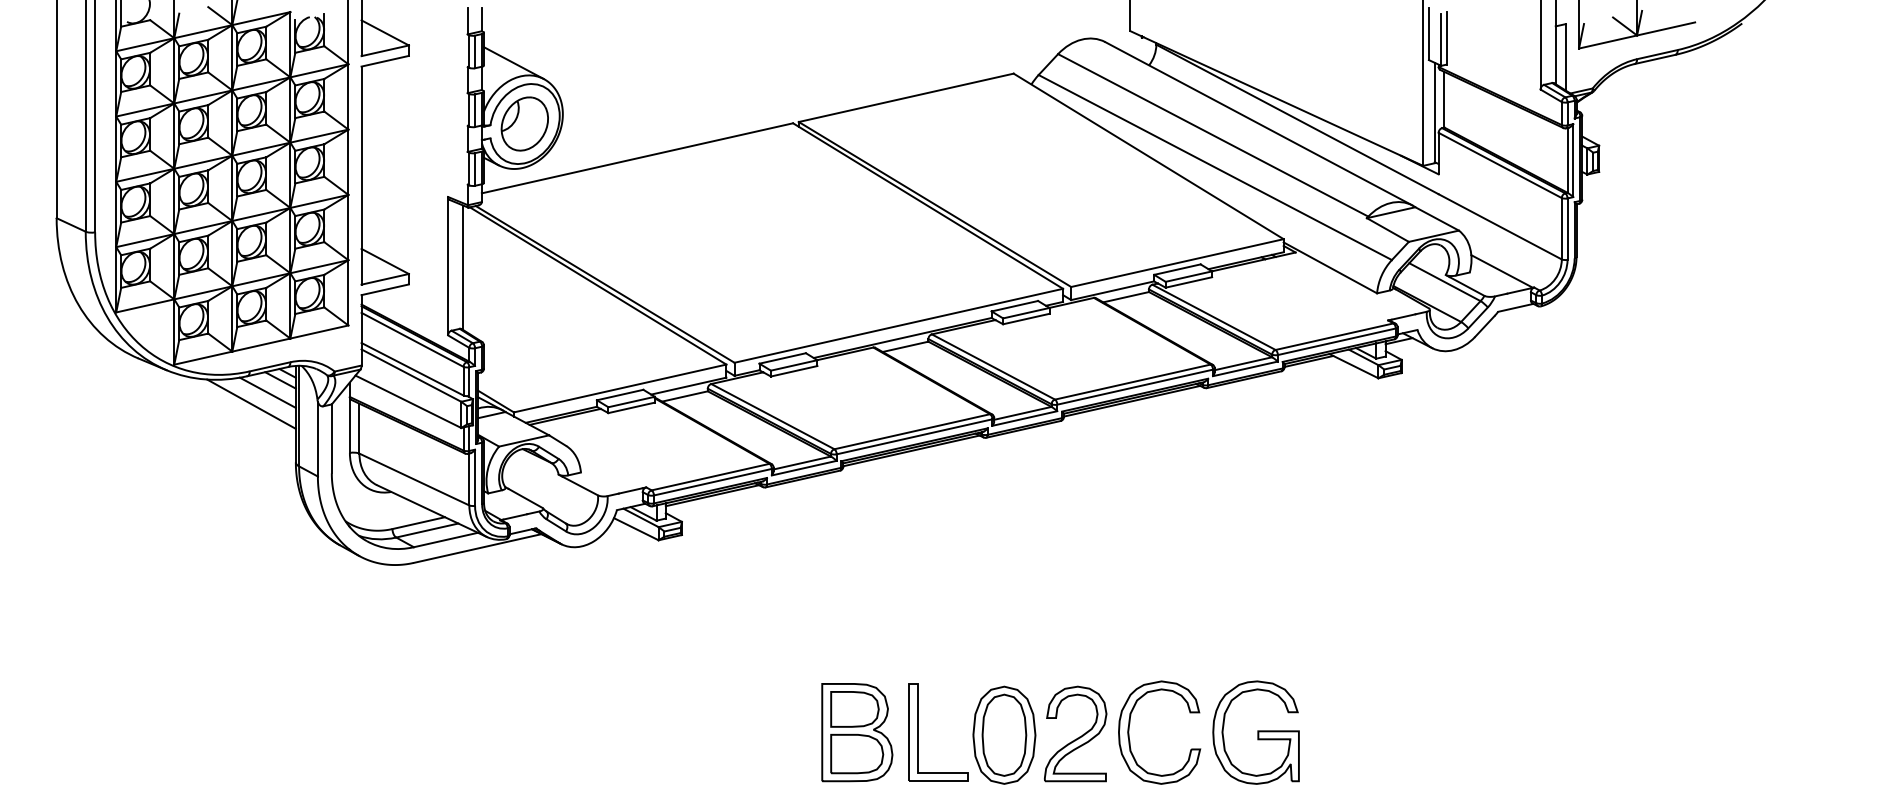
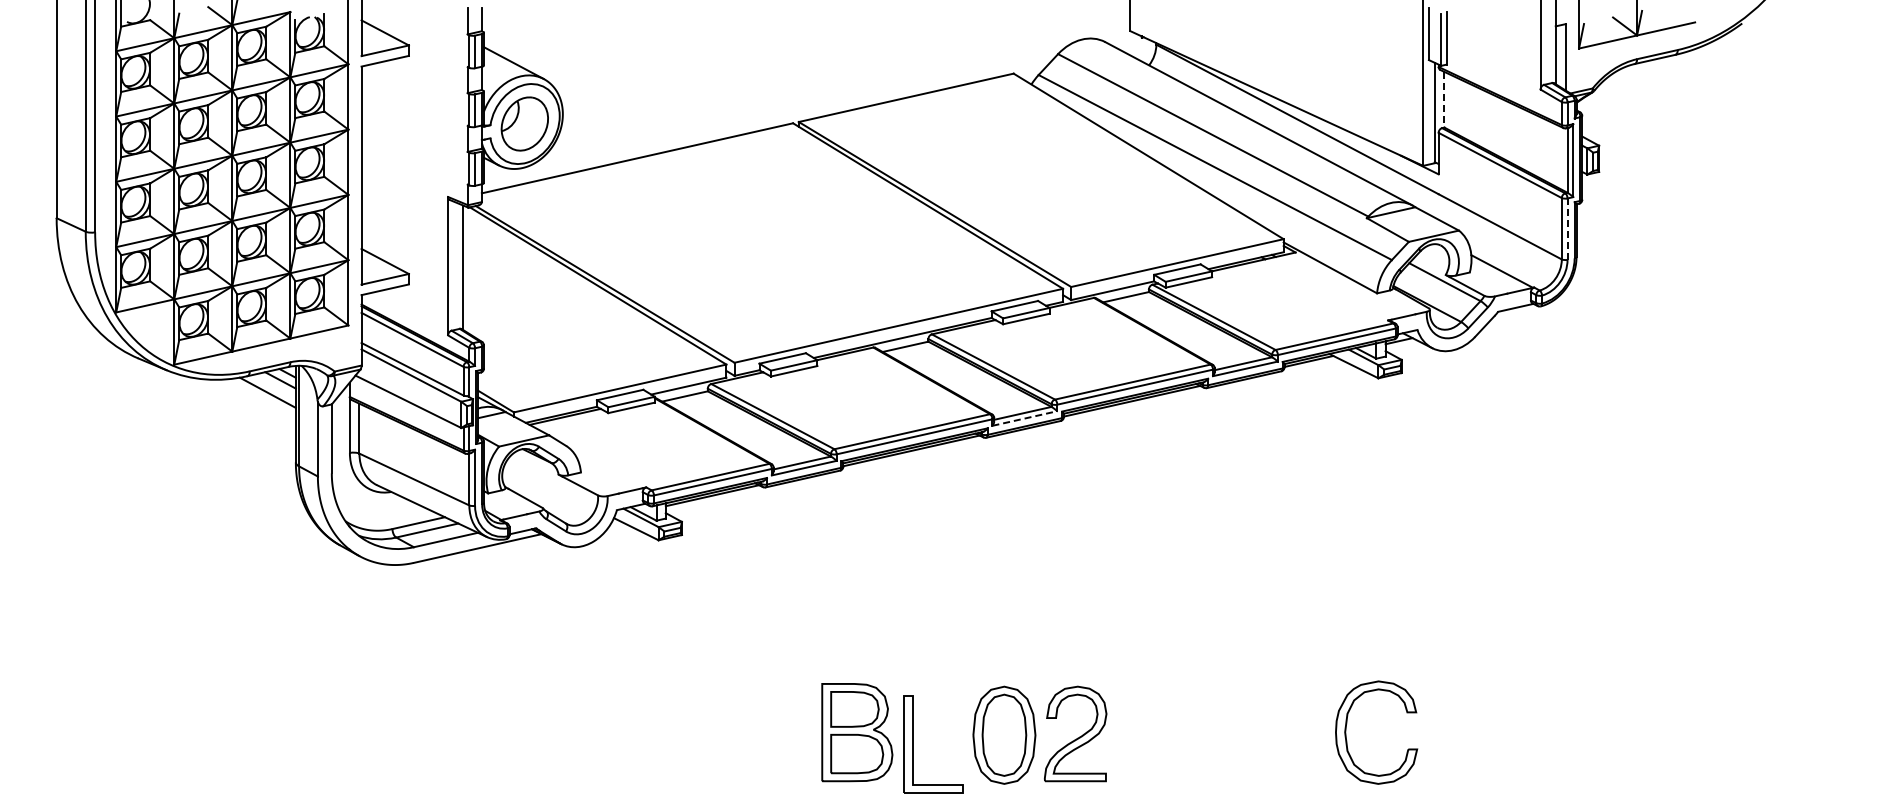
line: solid -> dashed (1444, 99)
line: solid -> dashed (1567, 229)
line: present -> none (251, 403)
line: solid -> dashed (1025, 418)
part position: (918, 732) -> (913, 744) (913, 744)
part position: (1129, 732) -> (1346, 732) (1346, 732)
part: present -> none (1255, 732)
